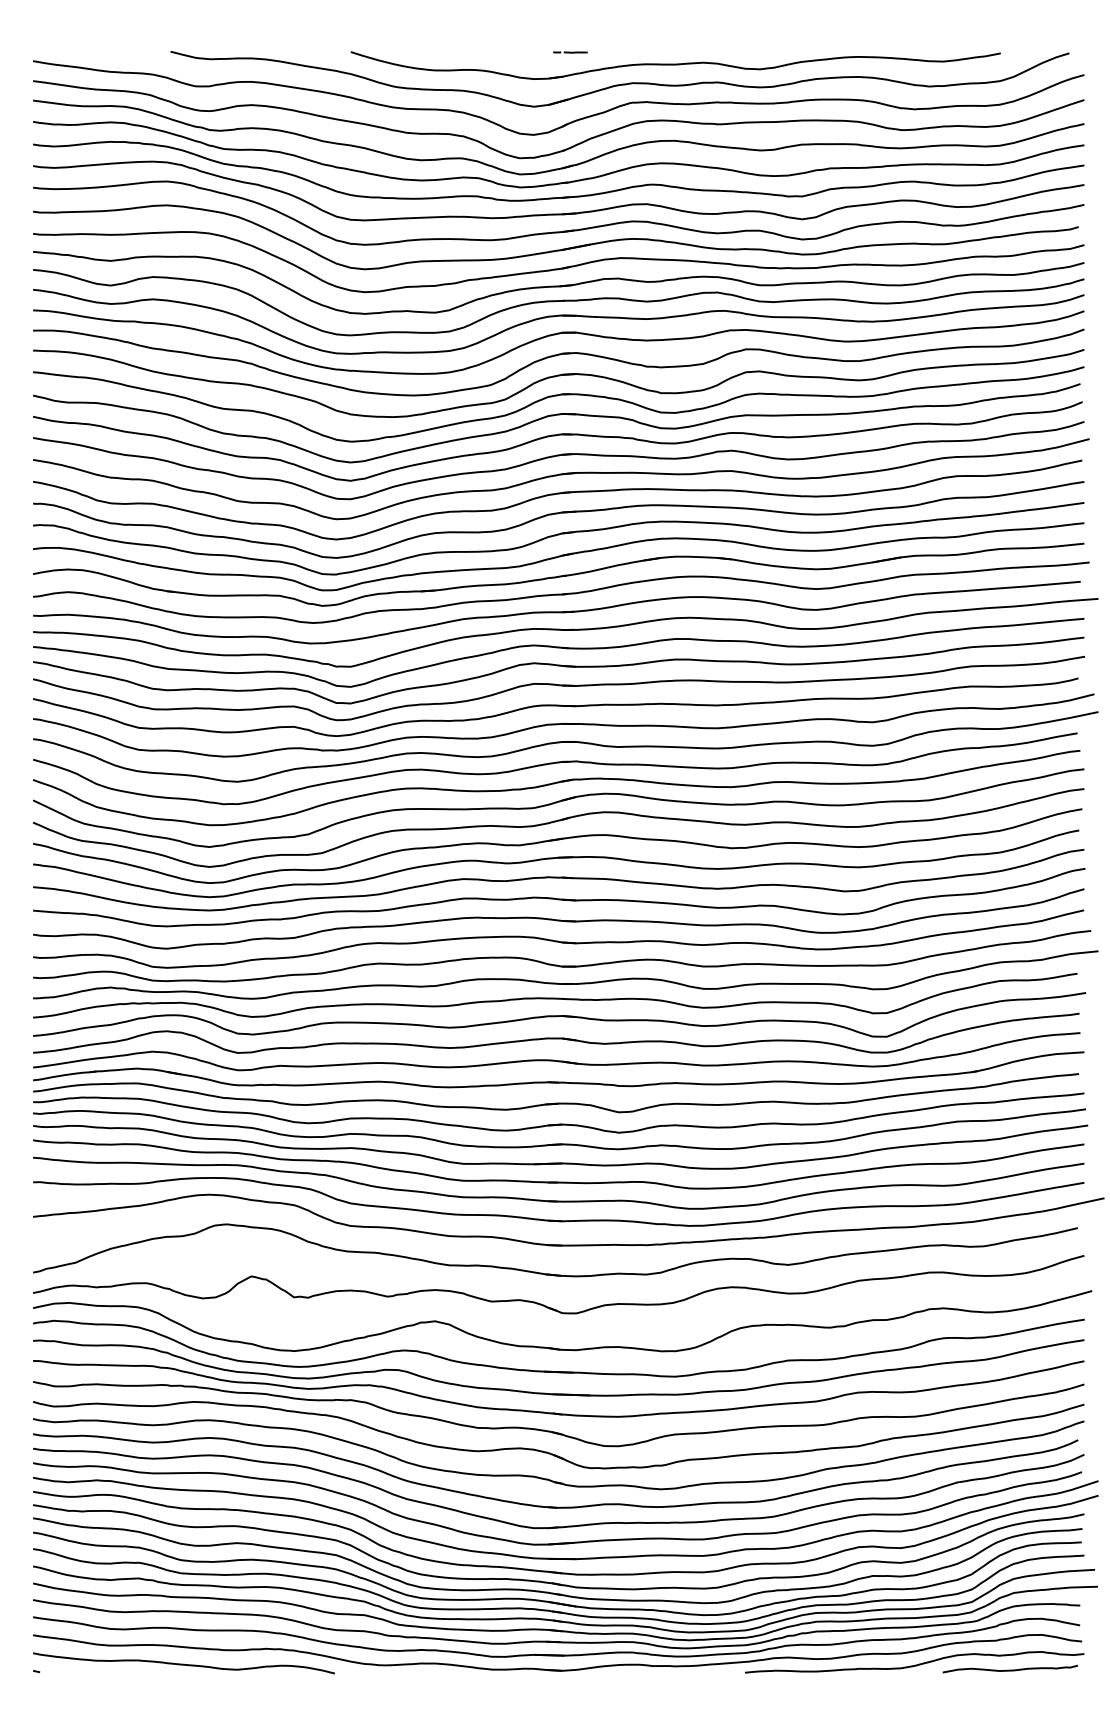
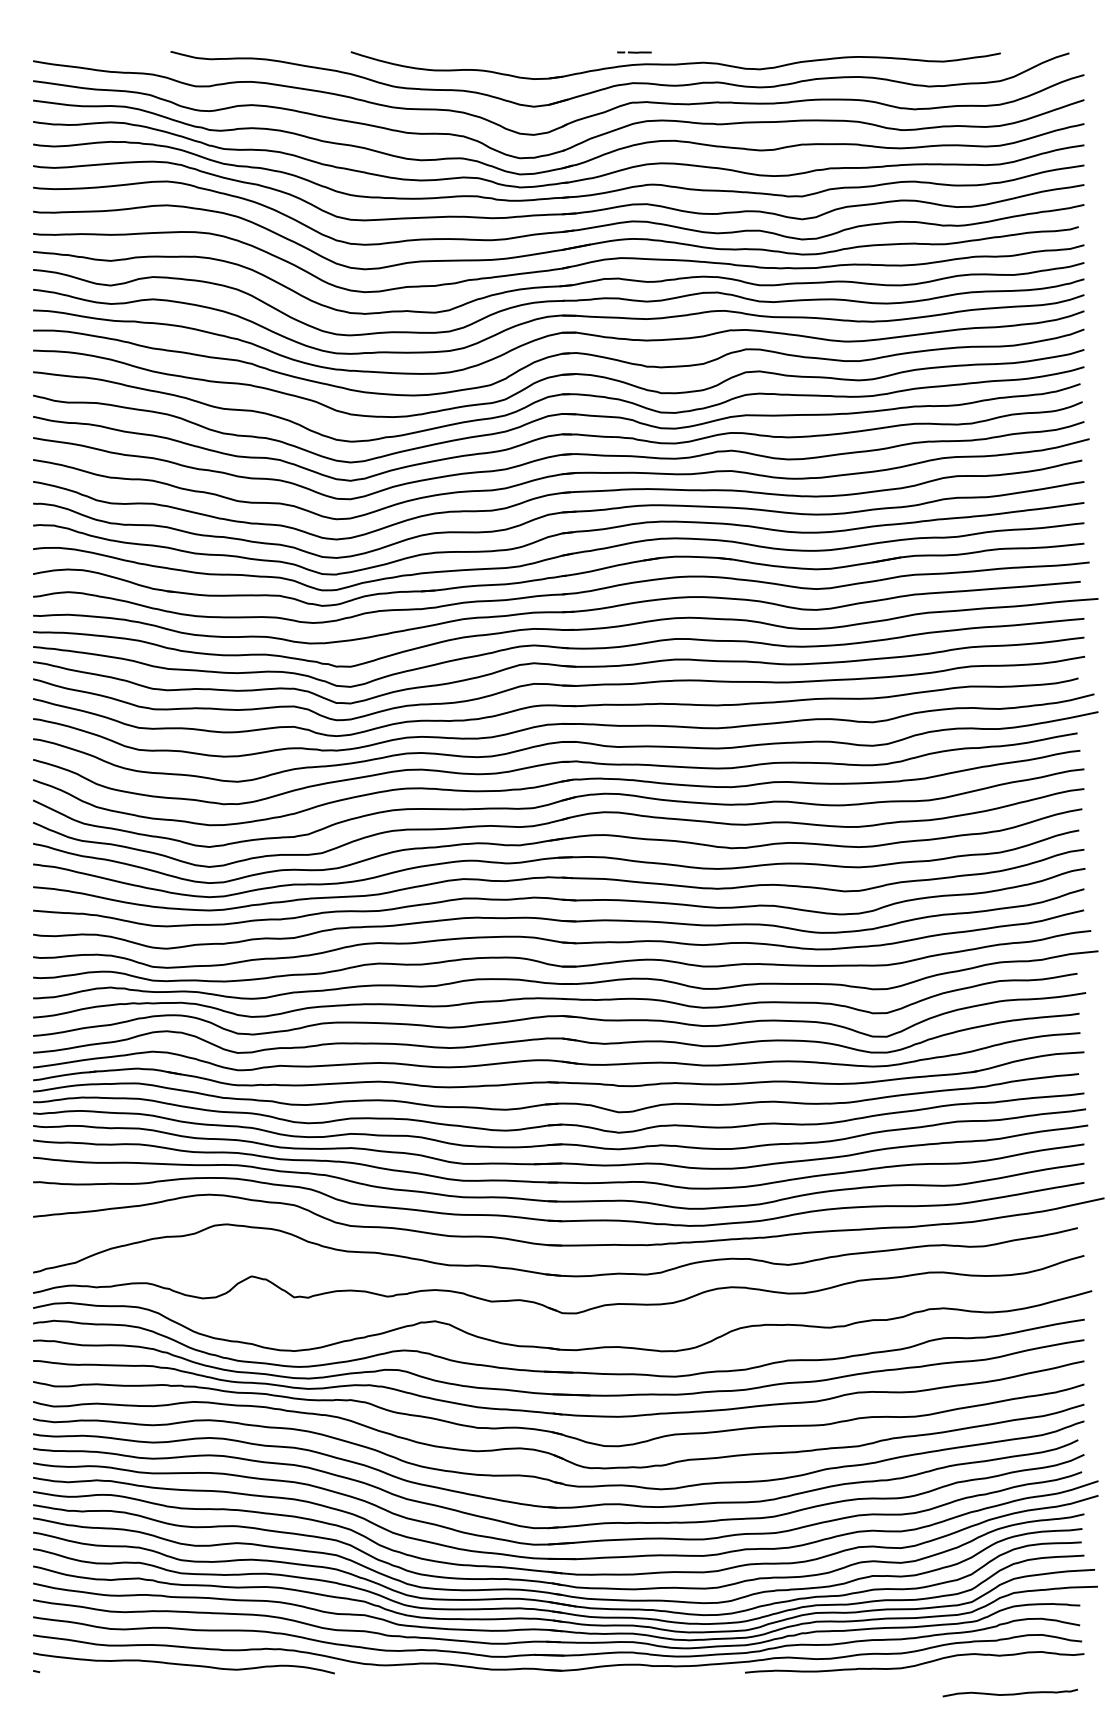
line position: (570, 52) -> (634, 52) (634, 52)
curve position: (1009, 1669) -> (1009, 1693) (1009, 1693)
